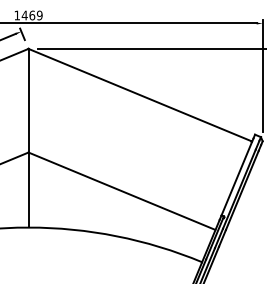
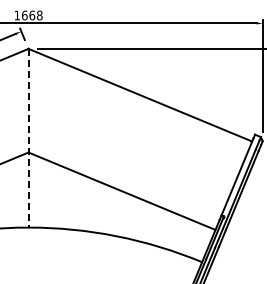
text: 1469 -> 1668 (31, 15)
line: solid -> dashed (28, 138)
